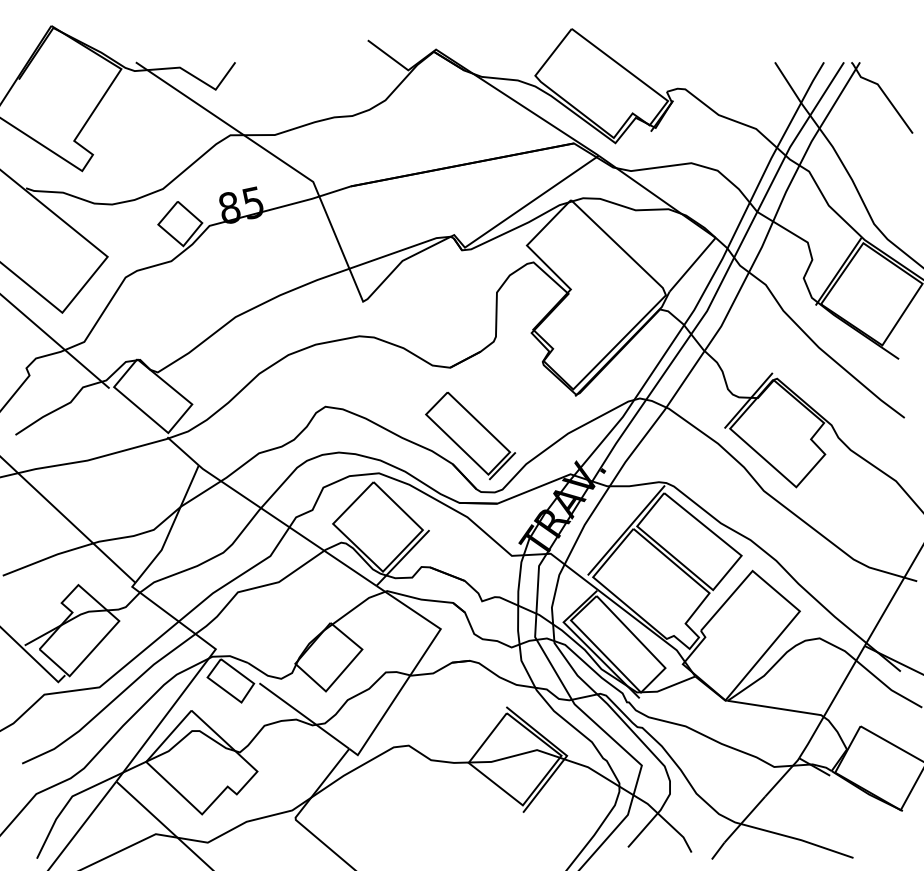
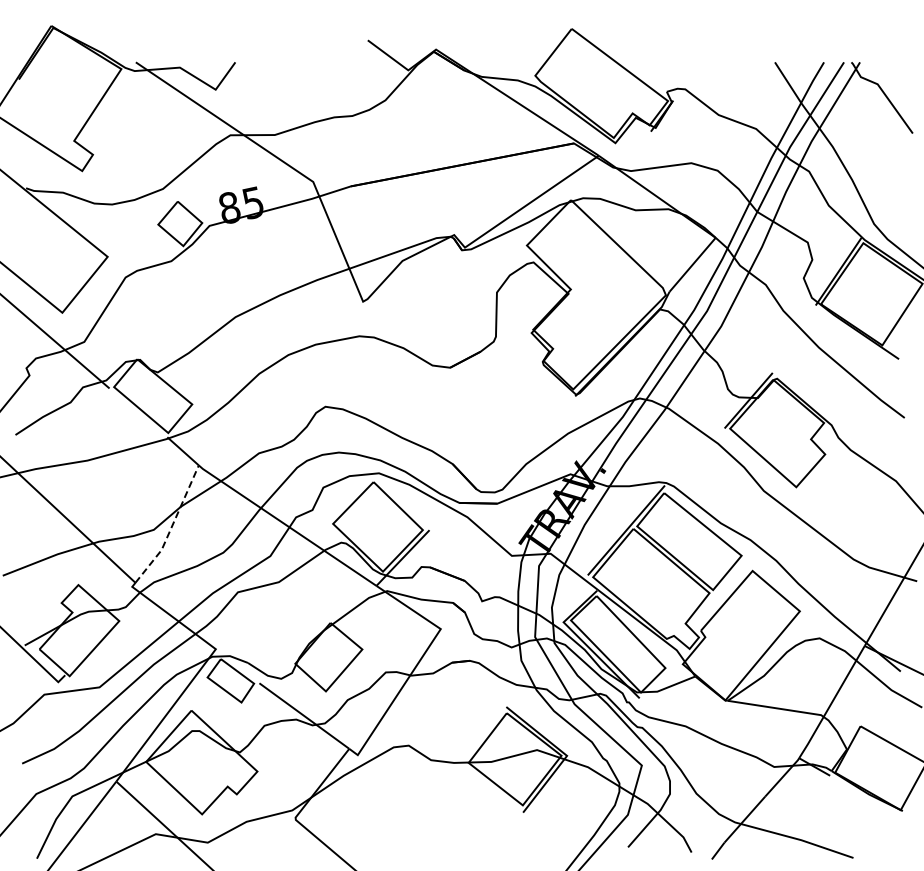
part: present -> none (470, 435)
line: solid -> dashed (172, 526)
